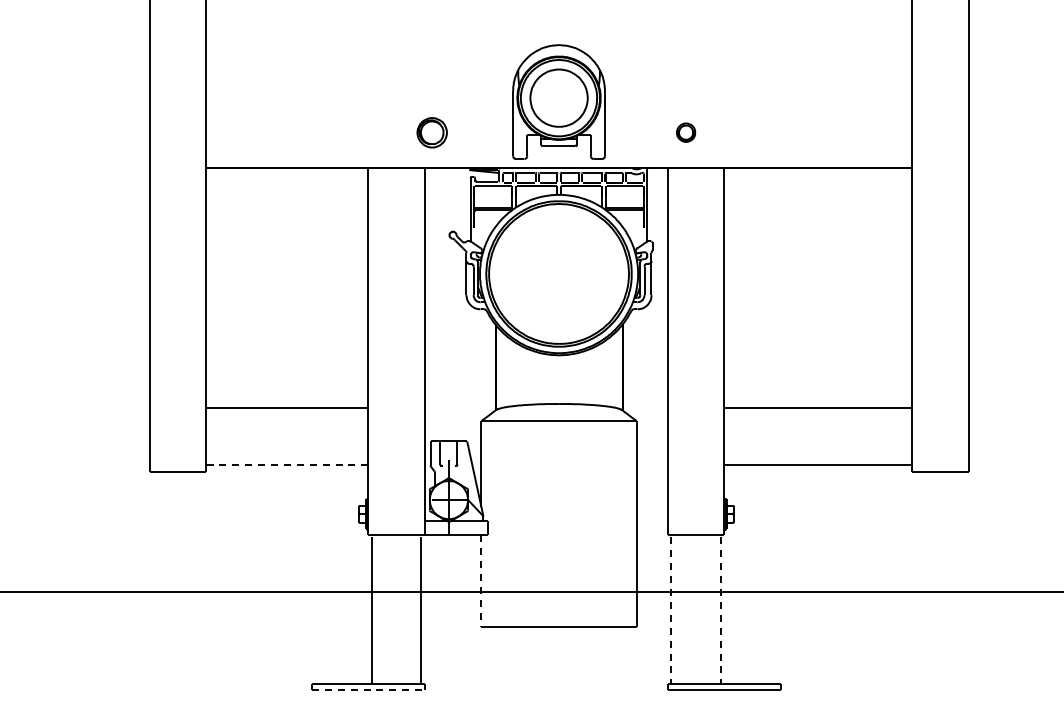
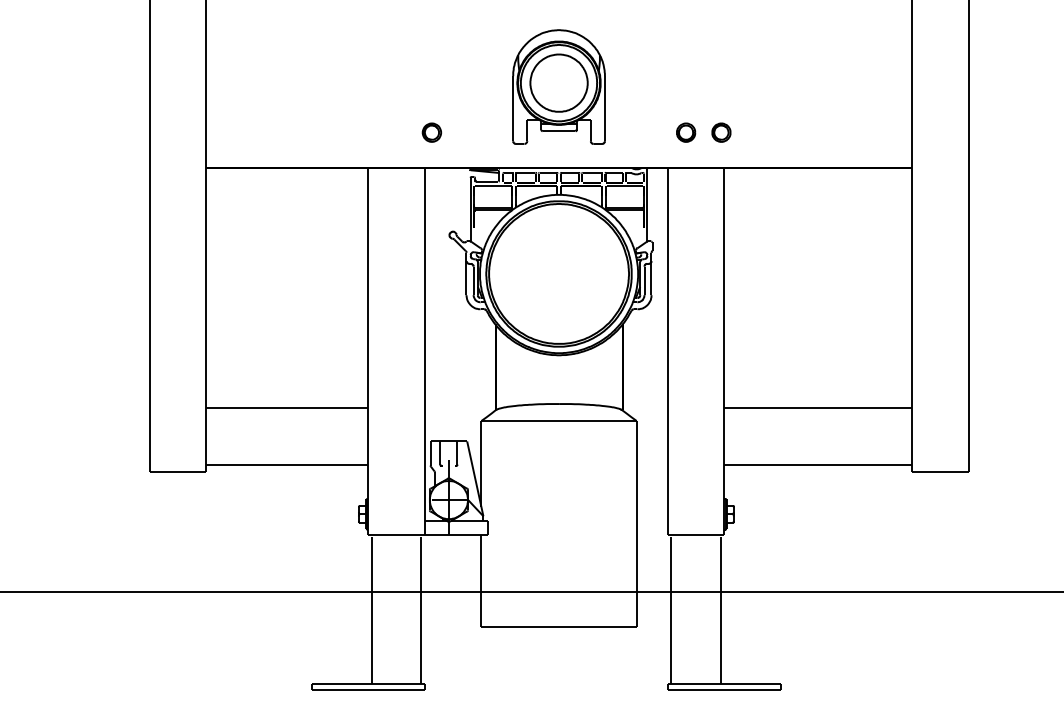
part position: (558, 101) -> (558, 86) (558, 86)
part size: 32x32 px -> 21x21 px (431, 132)
part: none -> present (721, 132)
line: dashed -> solid (286, 464)
line: dashed -> solid (481, 581)
line: dashed -> solid (671, 611)
line: dashed -> solid (720, 611)
line: dashed -> solid (368, 689)
